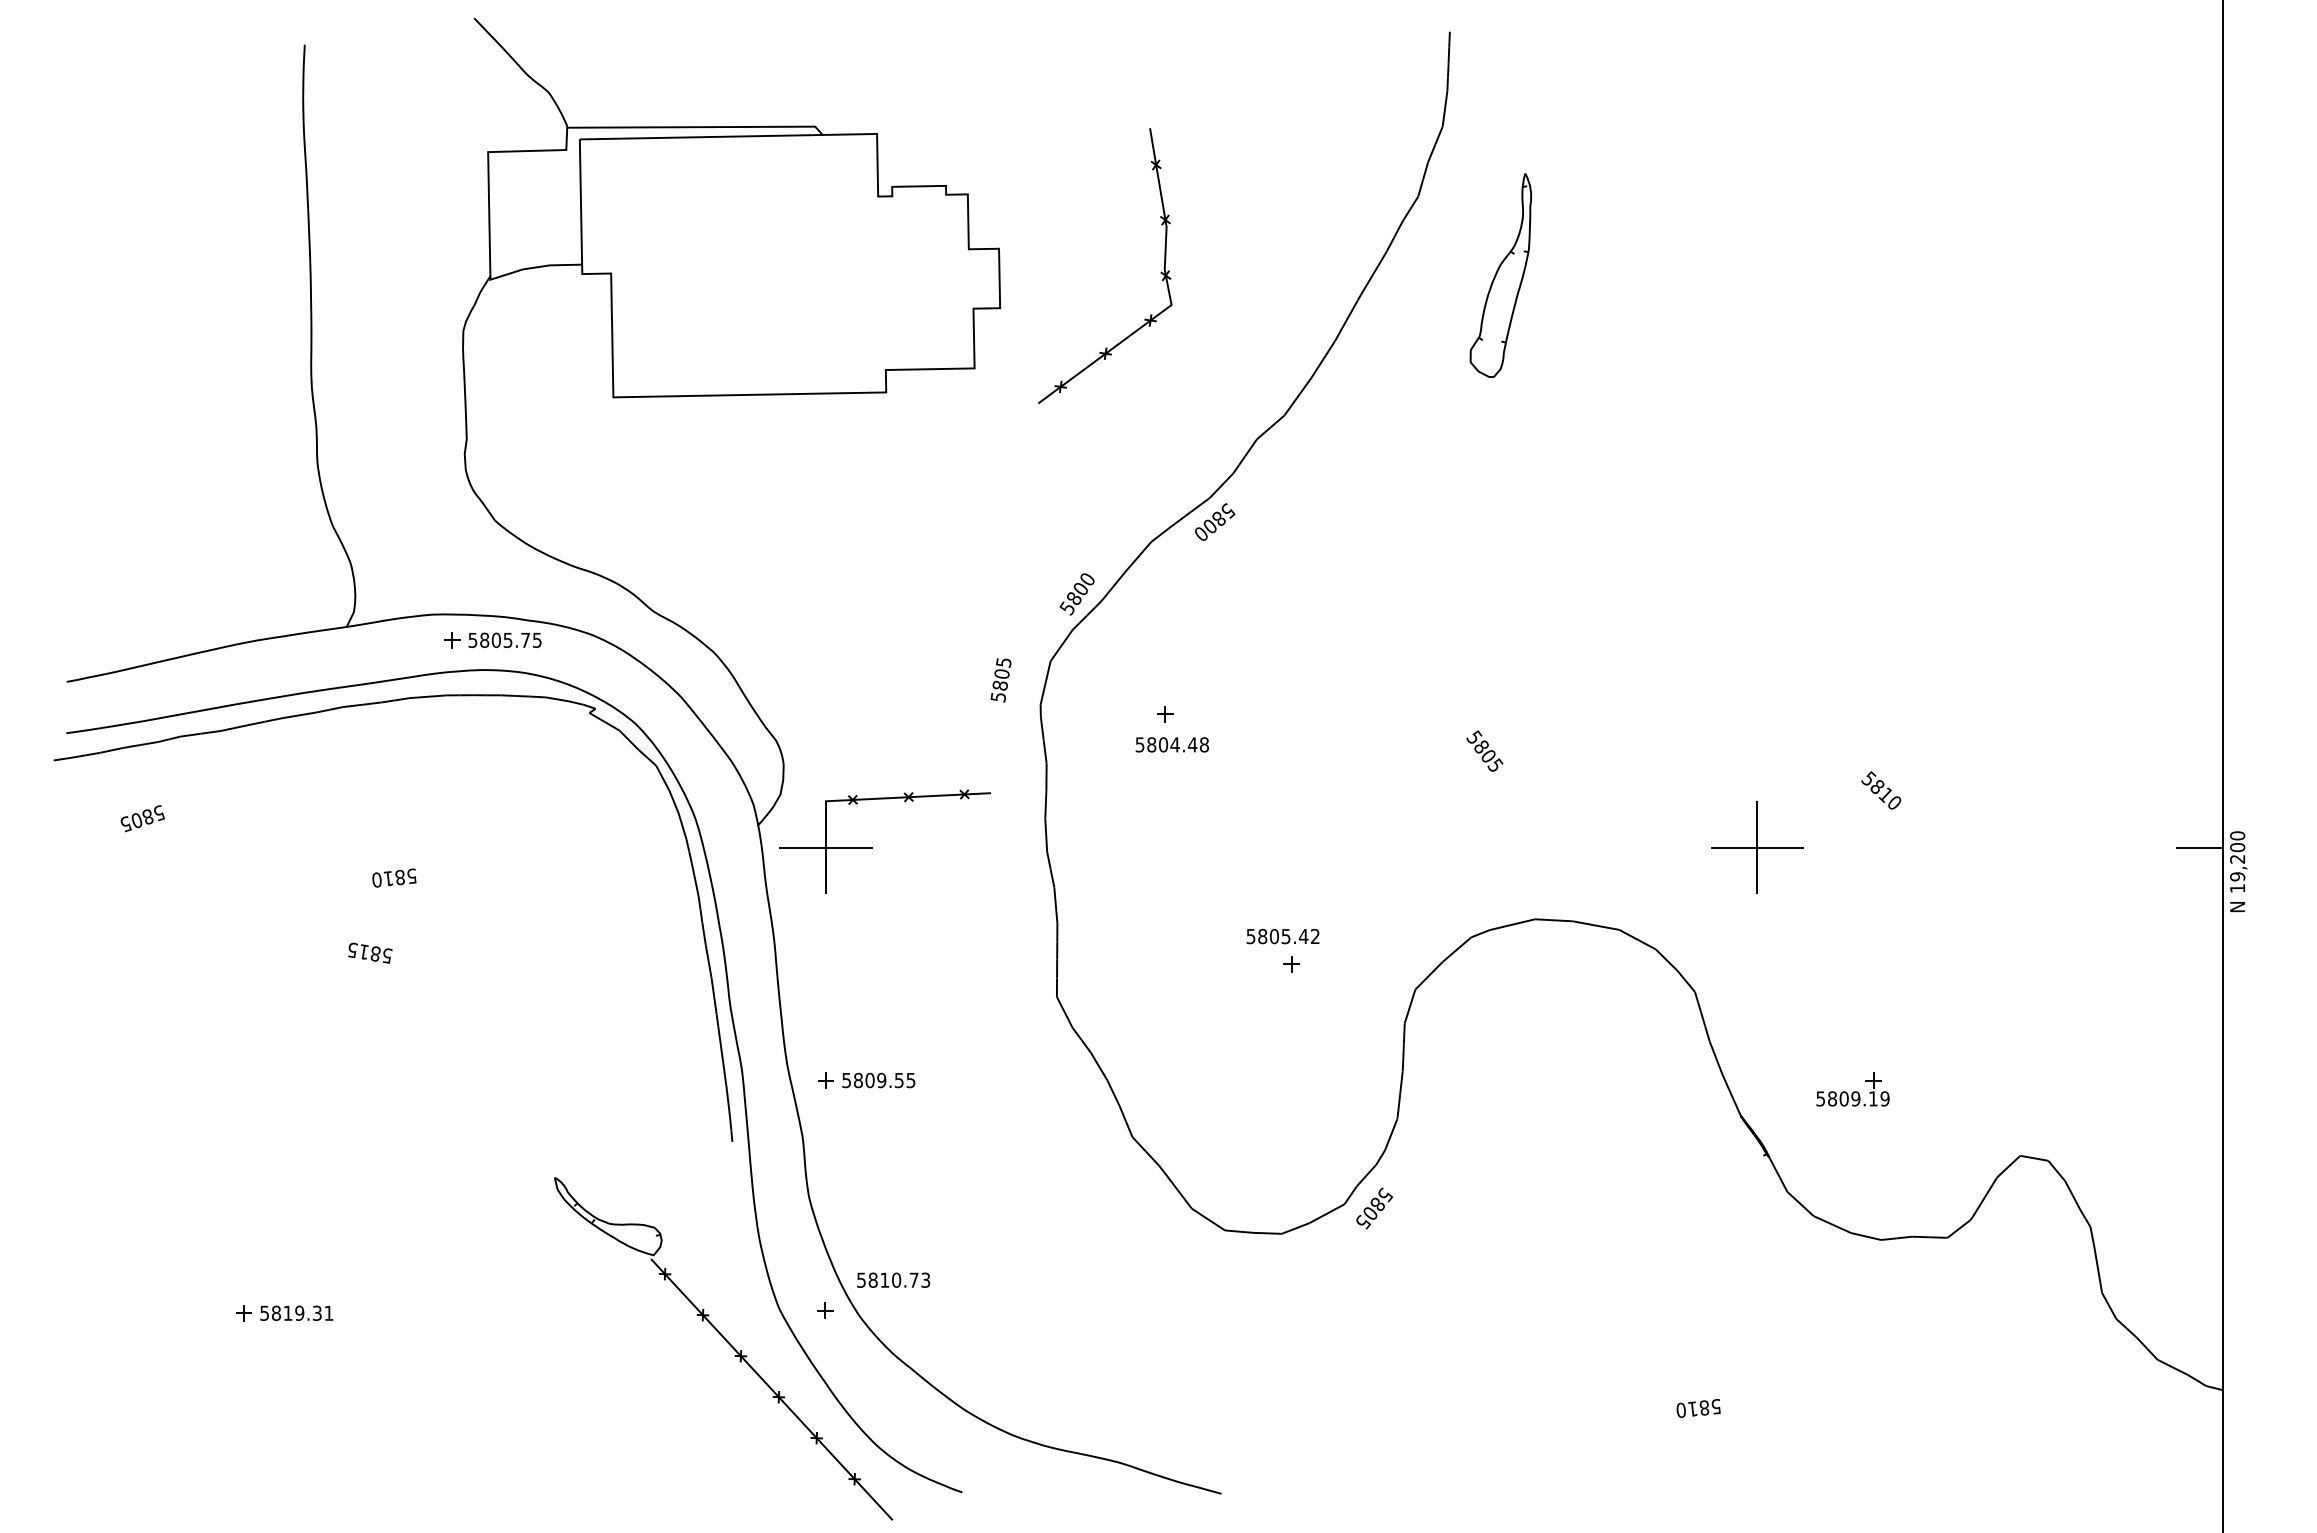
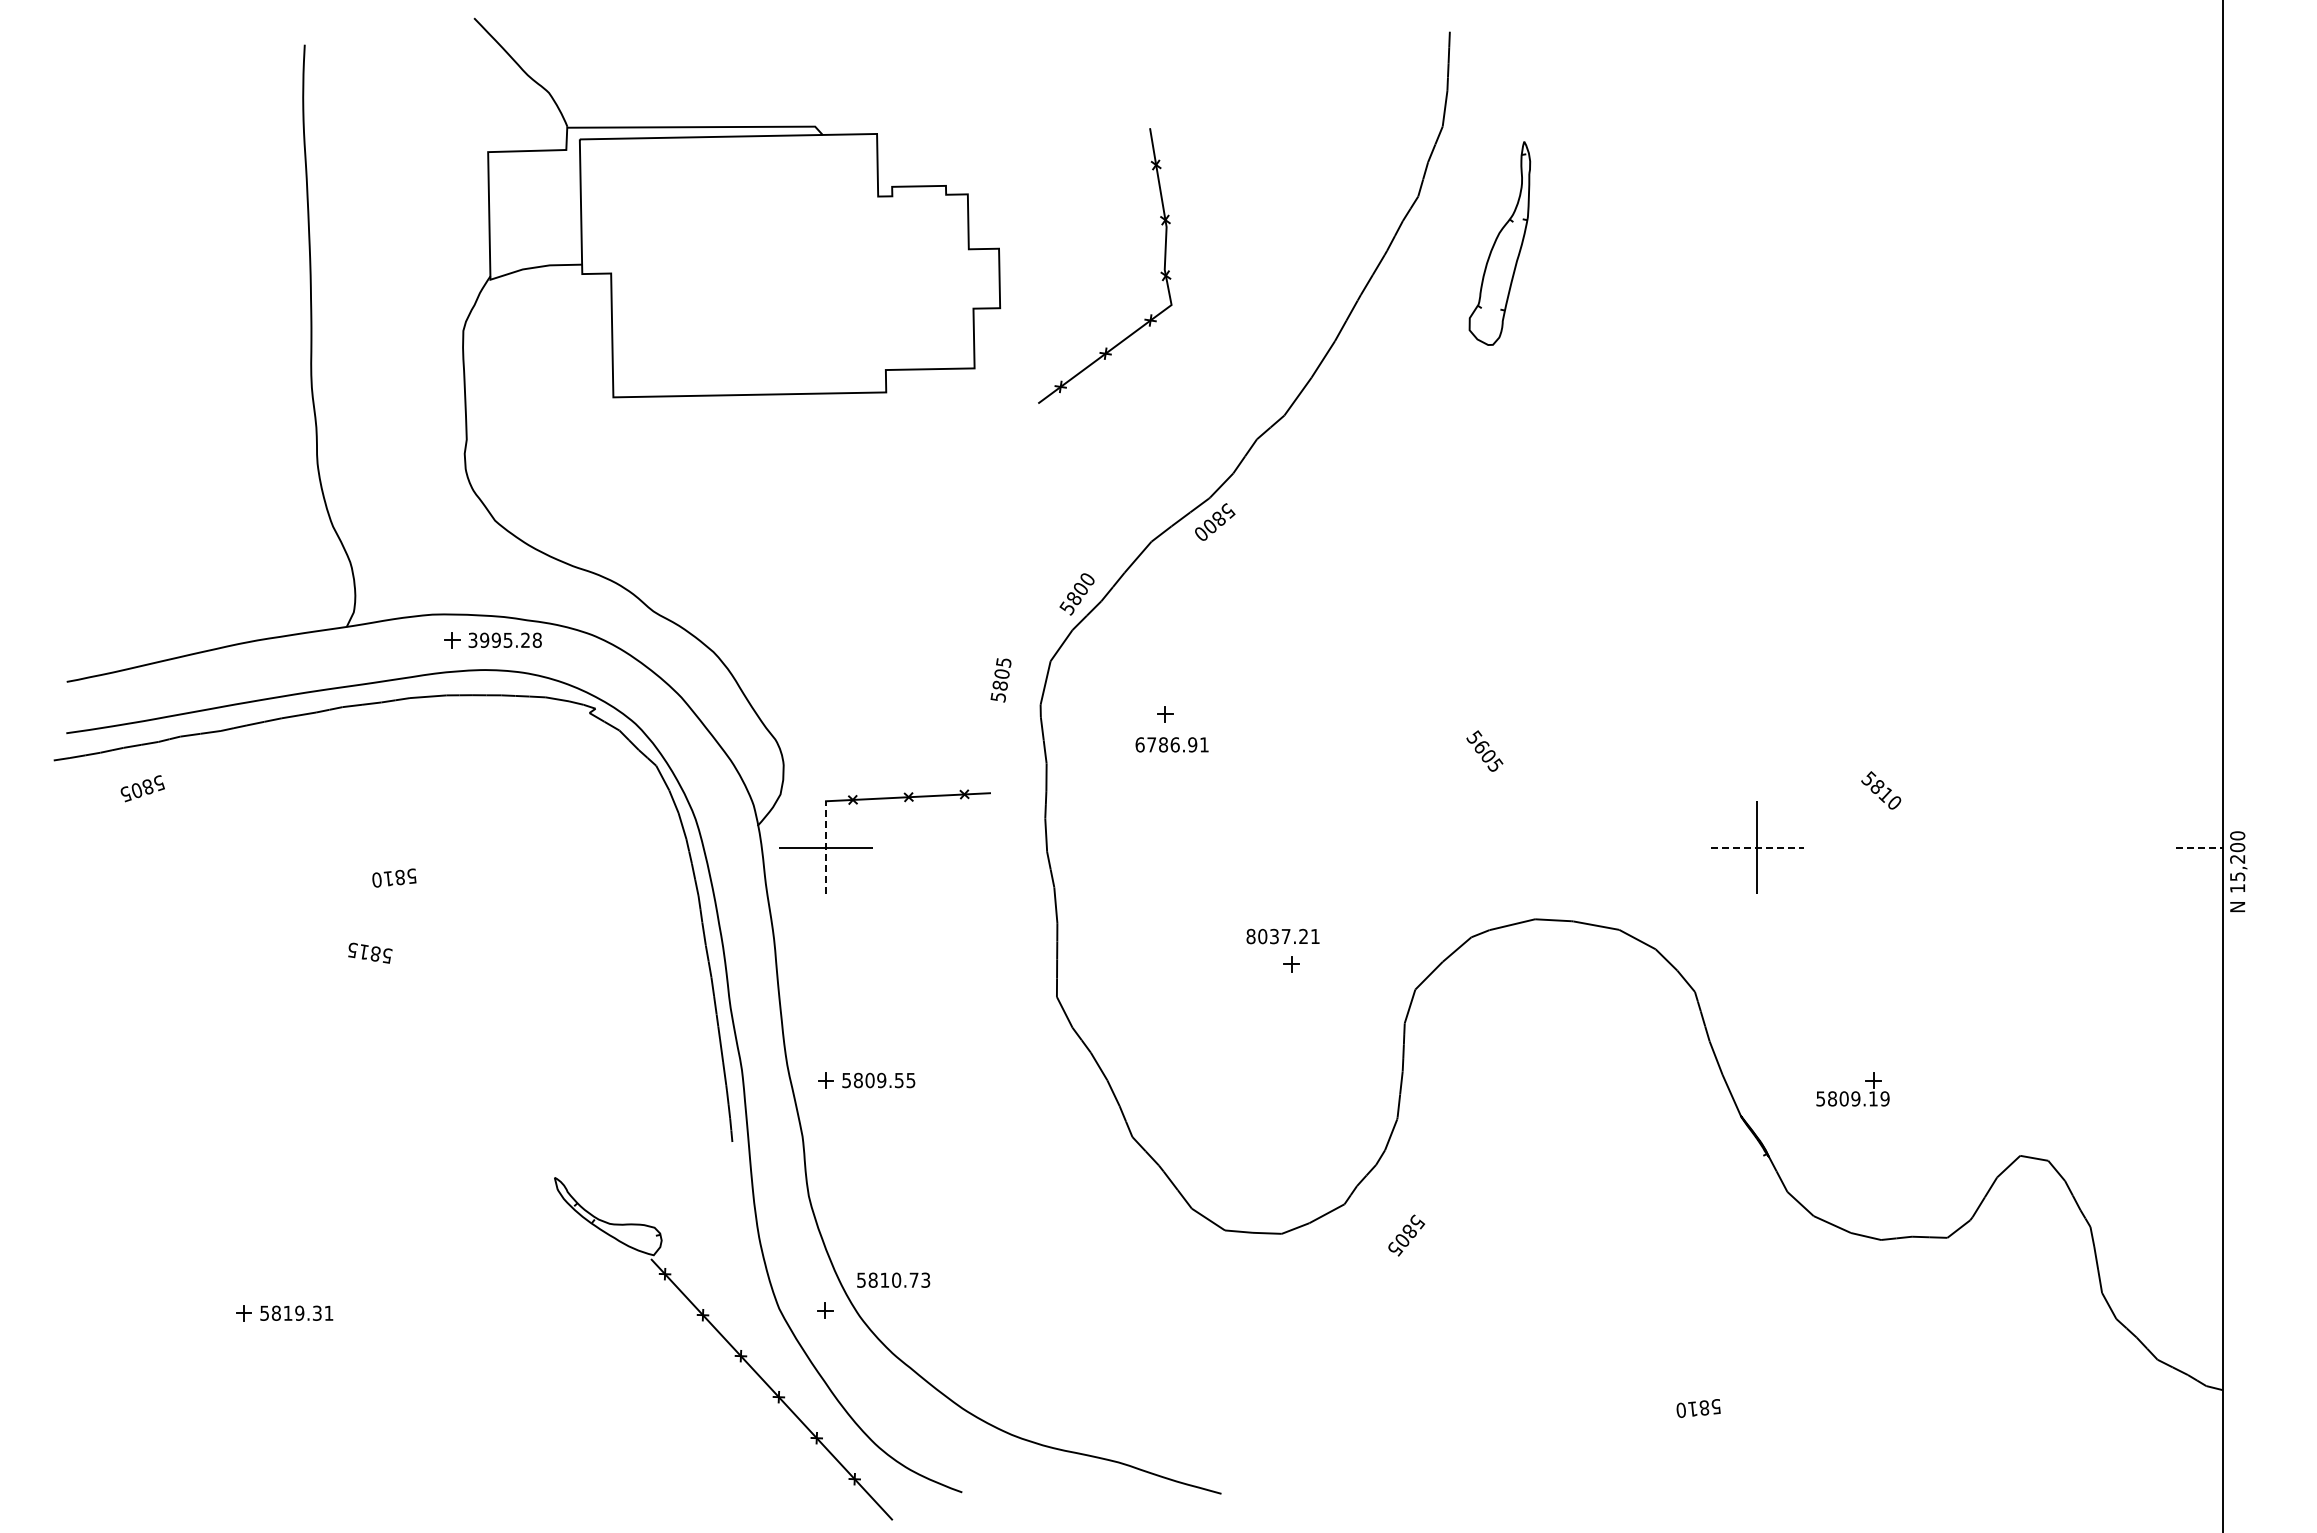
part position: (1500, 275) -> (1499, 243) (1499, 243)
text: 5805.75 -> 3995.28 (505, 639)
text: 5804.48 -> 6786.91 (1171, 744)
text: 5805 -> 5605 (1481, 746)
text position: (142, 818) -> (142, 788) (142, 788)
line: solid -> dashed (825, 847)
line: solid -> dashed (1757, 847)
line: solid -> dashed (2199, 847)
text: 19,200 -> 15,200 (2237, 876)
text: 5805.42 -> 8037.21 (1282, 936)
text position: (1374, 1208) -> (1406, 1235) (1406, 1235)
